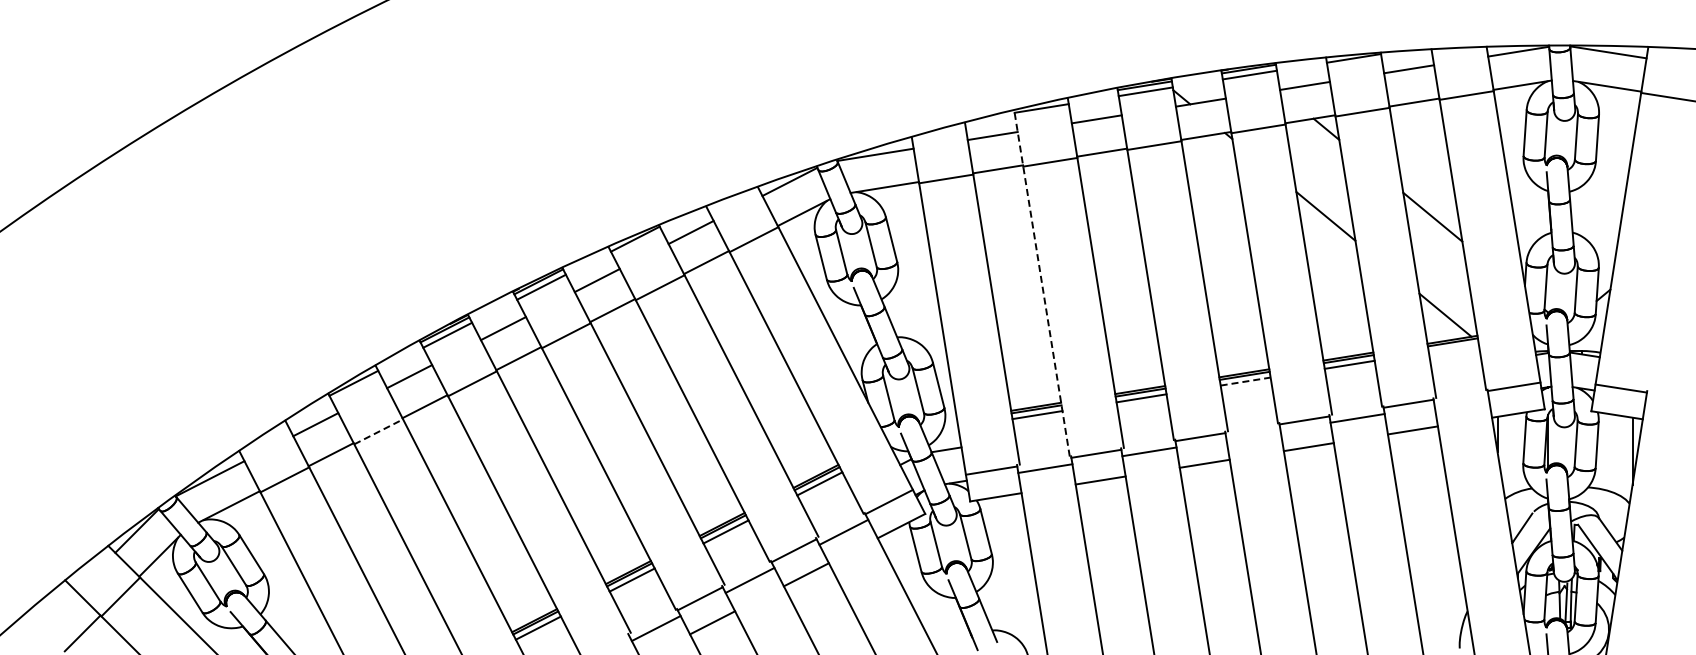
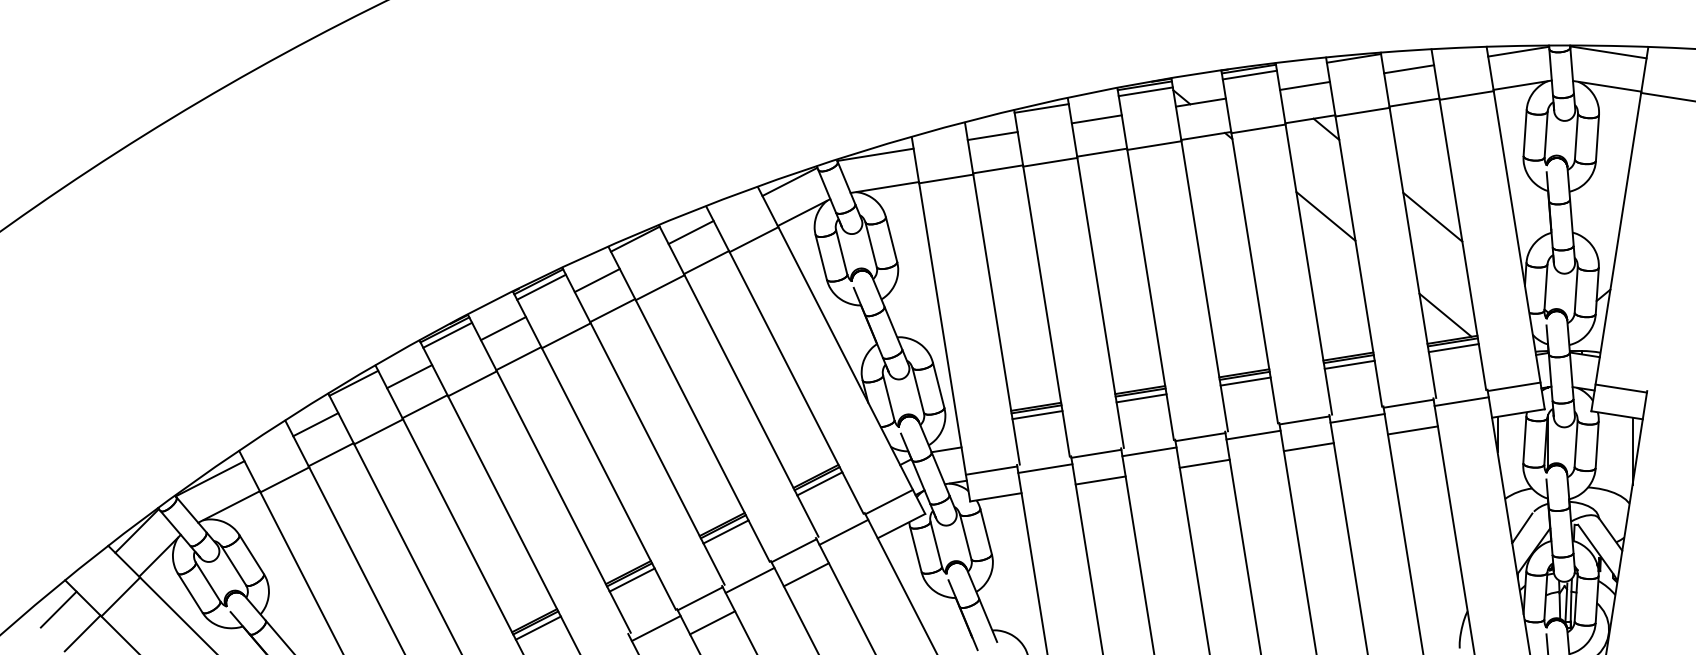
line: dashed -> solid (1041, 283)
line: none -> present (1453, 348)
line: dashed -> solid (1246, 381)
line: none -> present (1461, 401)
line: dashed -> solid (379, 431)
line: none -> present (1253, 434)
line: none -> present (58, 609)
